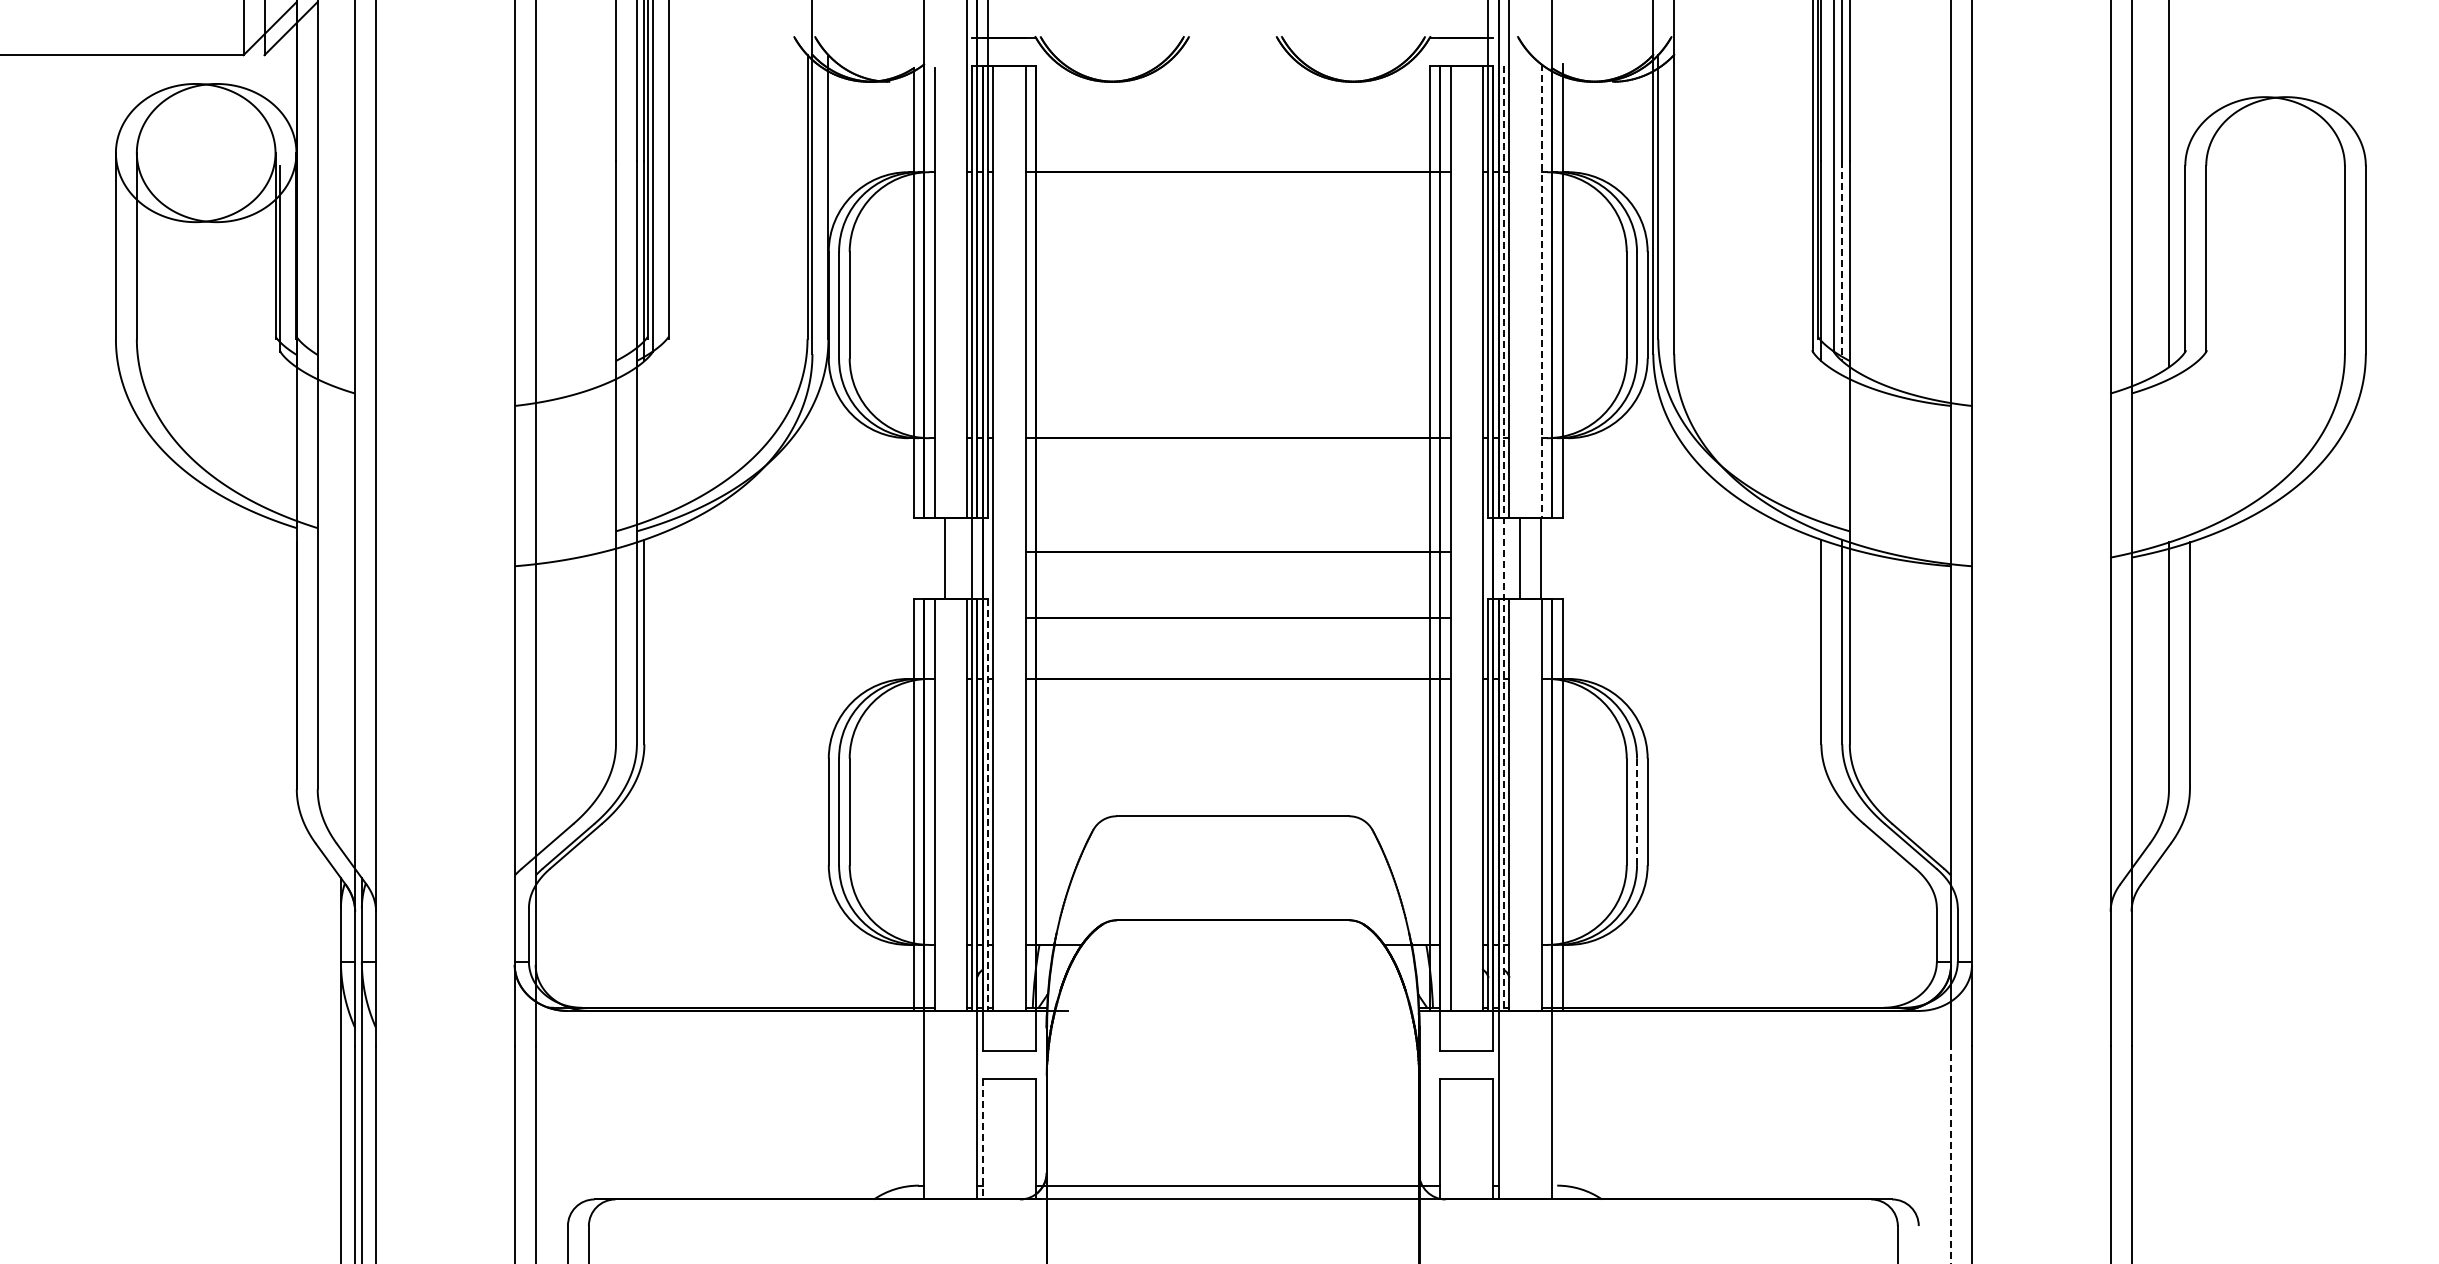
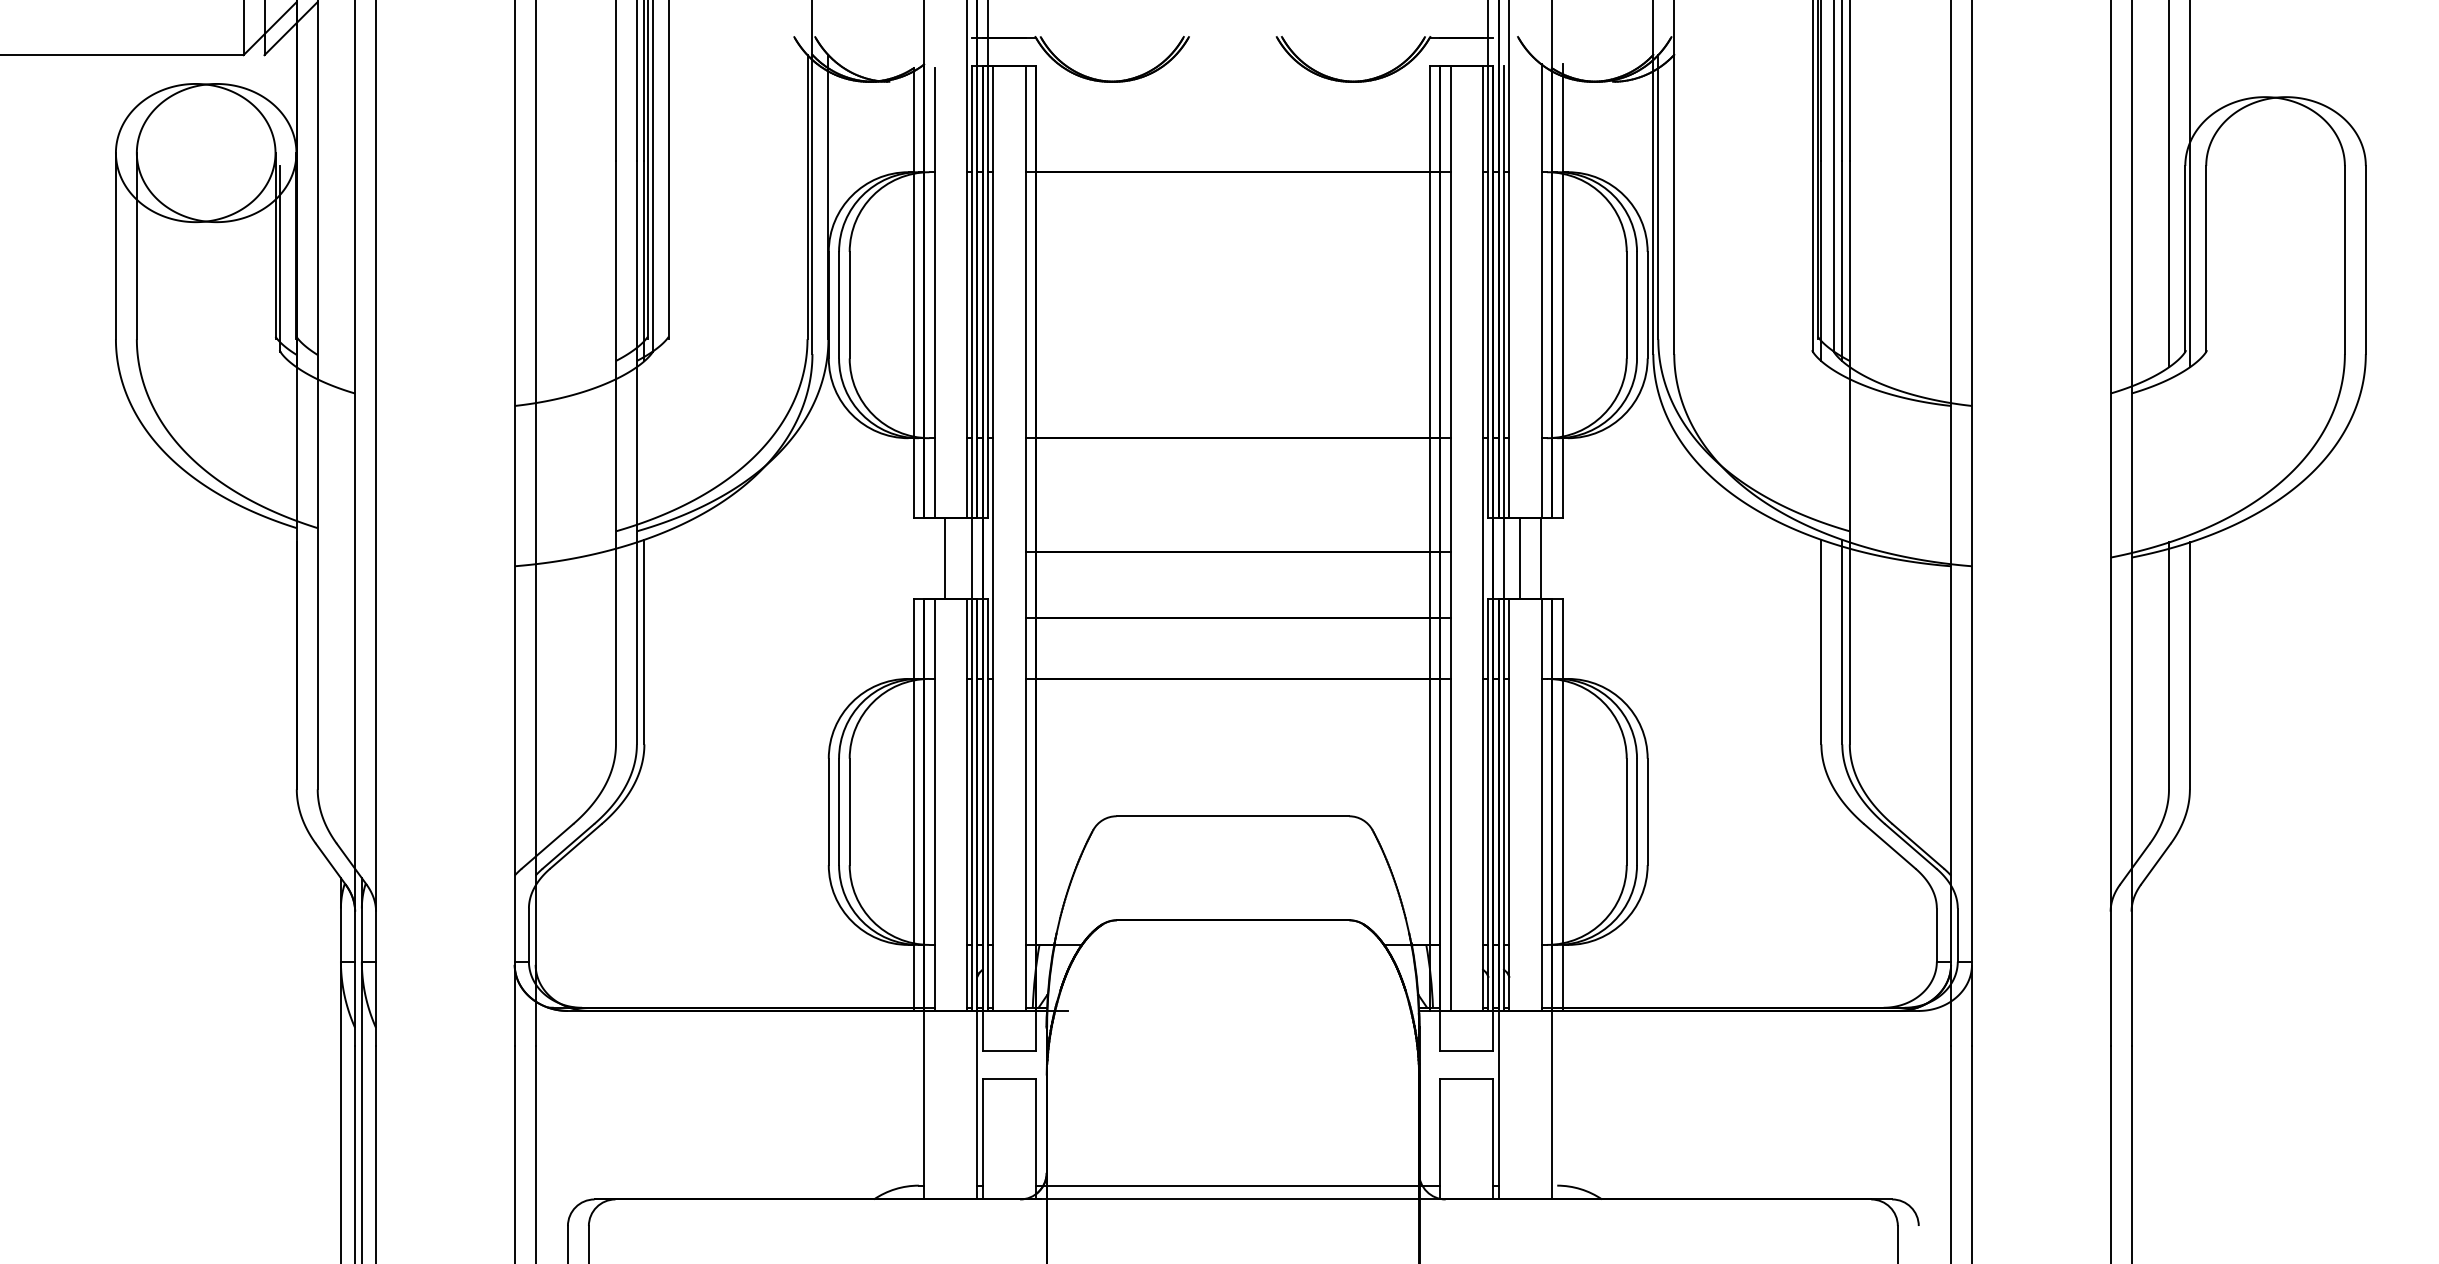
line: none -> present (2189, 184)
line: dashed -> solid (1842, 261)
line: dashed -> solid (1541, 291)
line: dashed -> solid (1504, 538)
line: dashed -> solid (988, 805)
line: dashed -> solid (1637, 812)
line: dashed -> solid (982, 1139)
line: dashed -> solid (1951, 1154)
